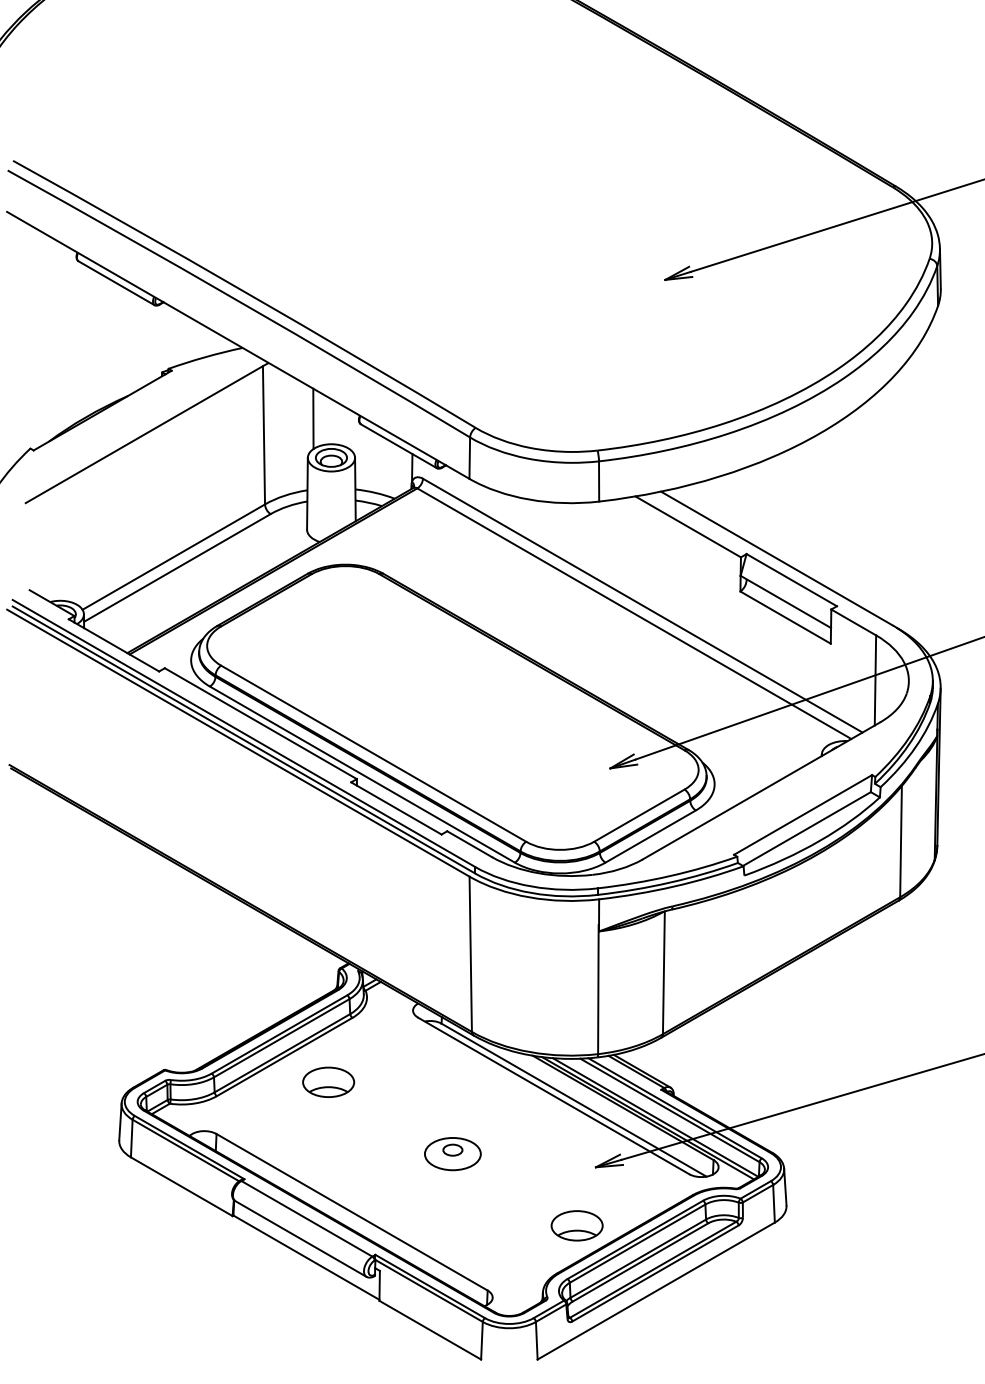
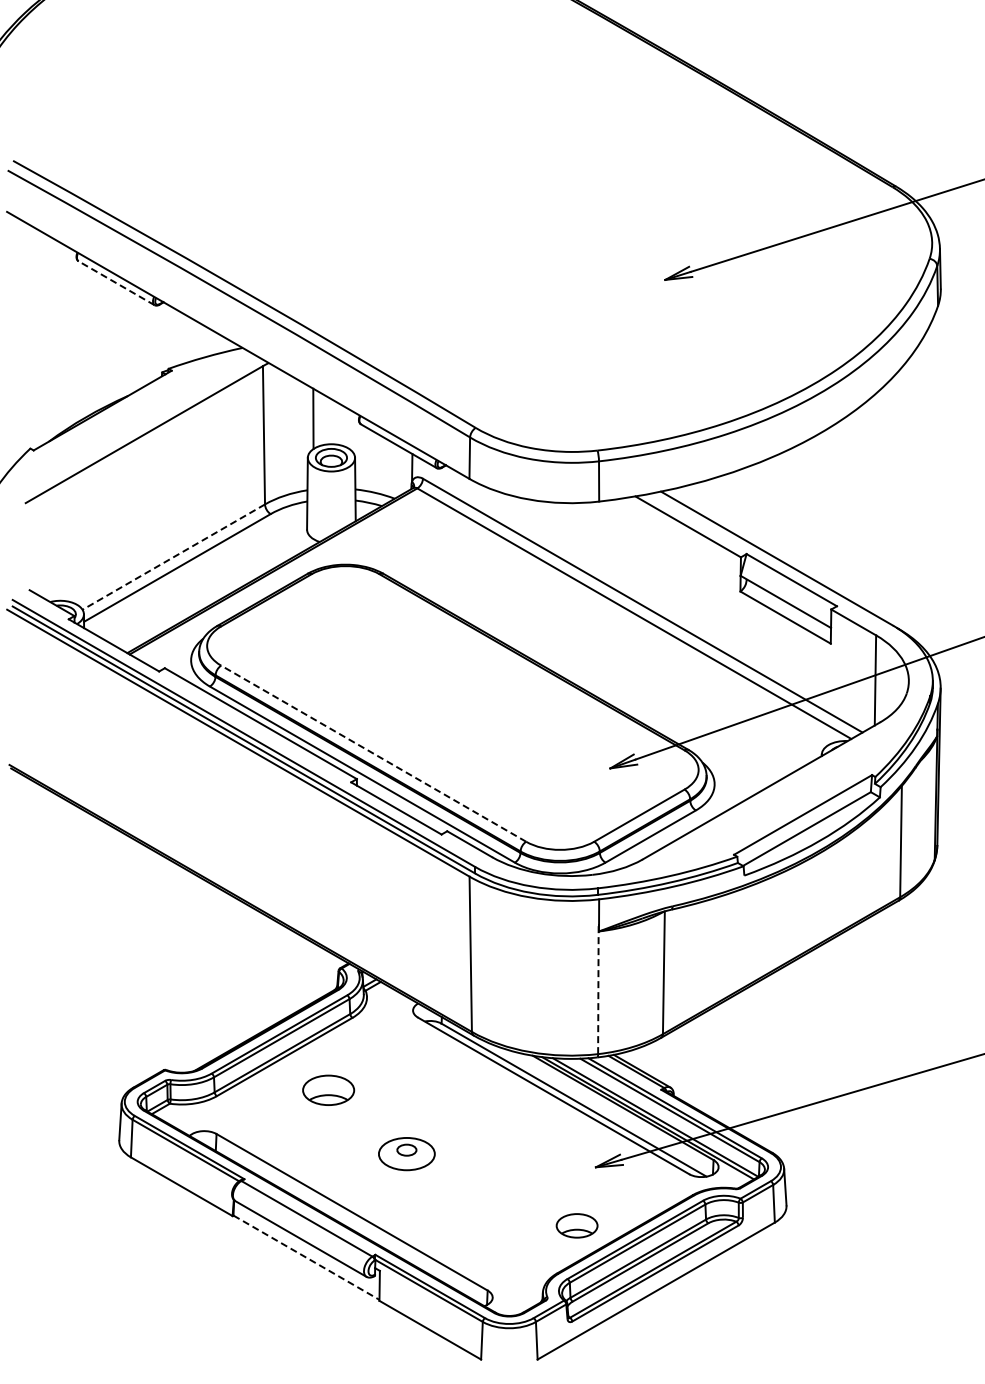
line: solid -> dashed (116, 283)
line: solid -> dashed (173, 557)
line: solid -> dashed (373, 753)
line: solid -> dashed (598, 989)
part position: (328, 1081) -> (328, 1089) (328, 1089)
part position: (452, 1154) -> (406, 1154) (406, 1154)
part size: 54x32 px -> 44x26 px (576, 1225)
line: solid -> dashed (306, 1257)
